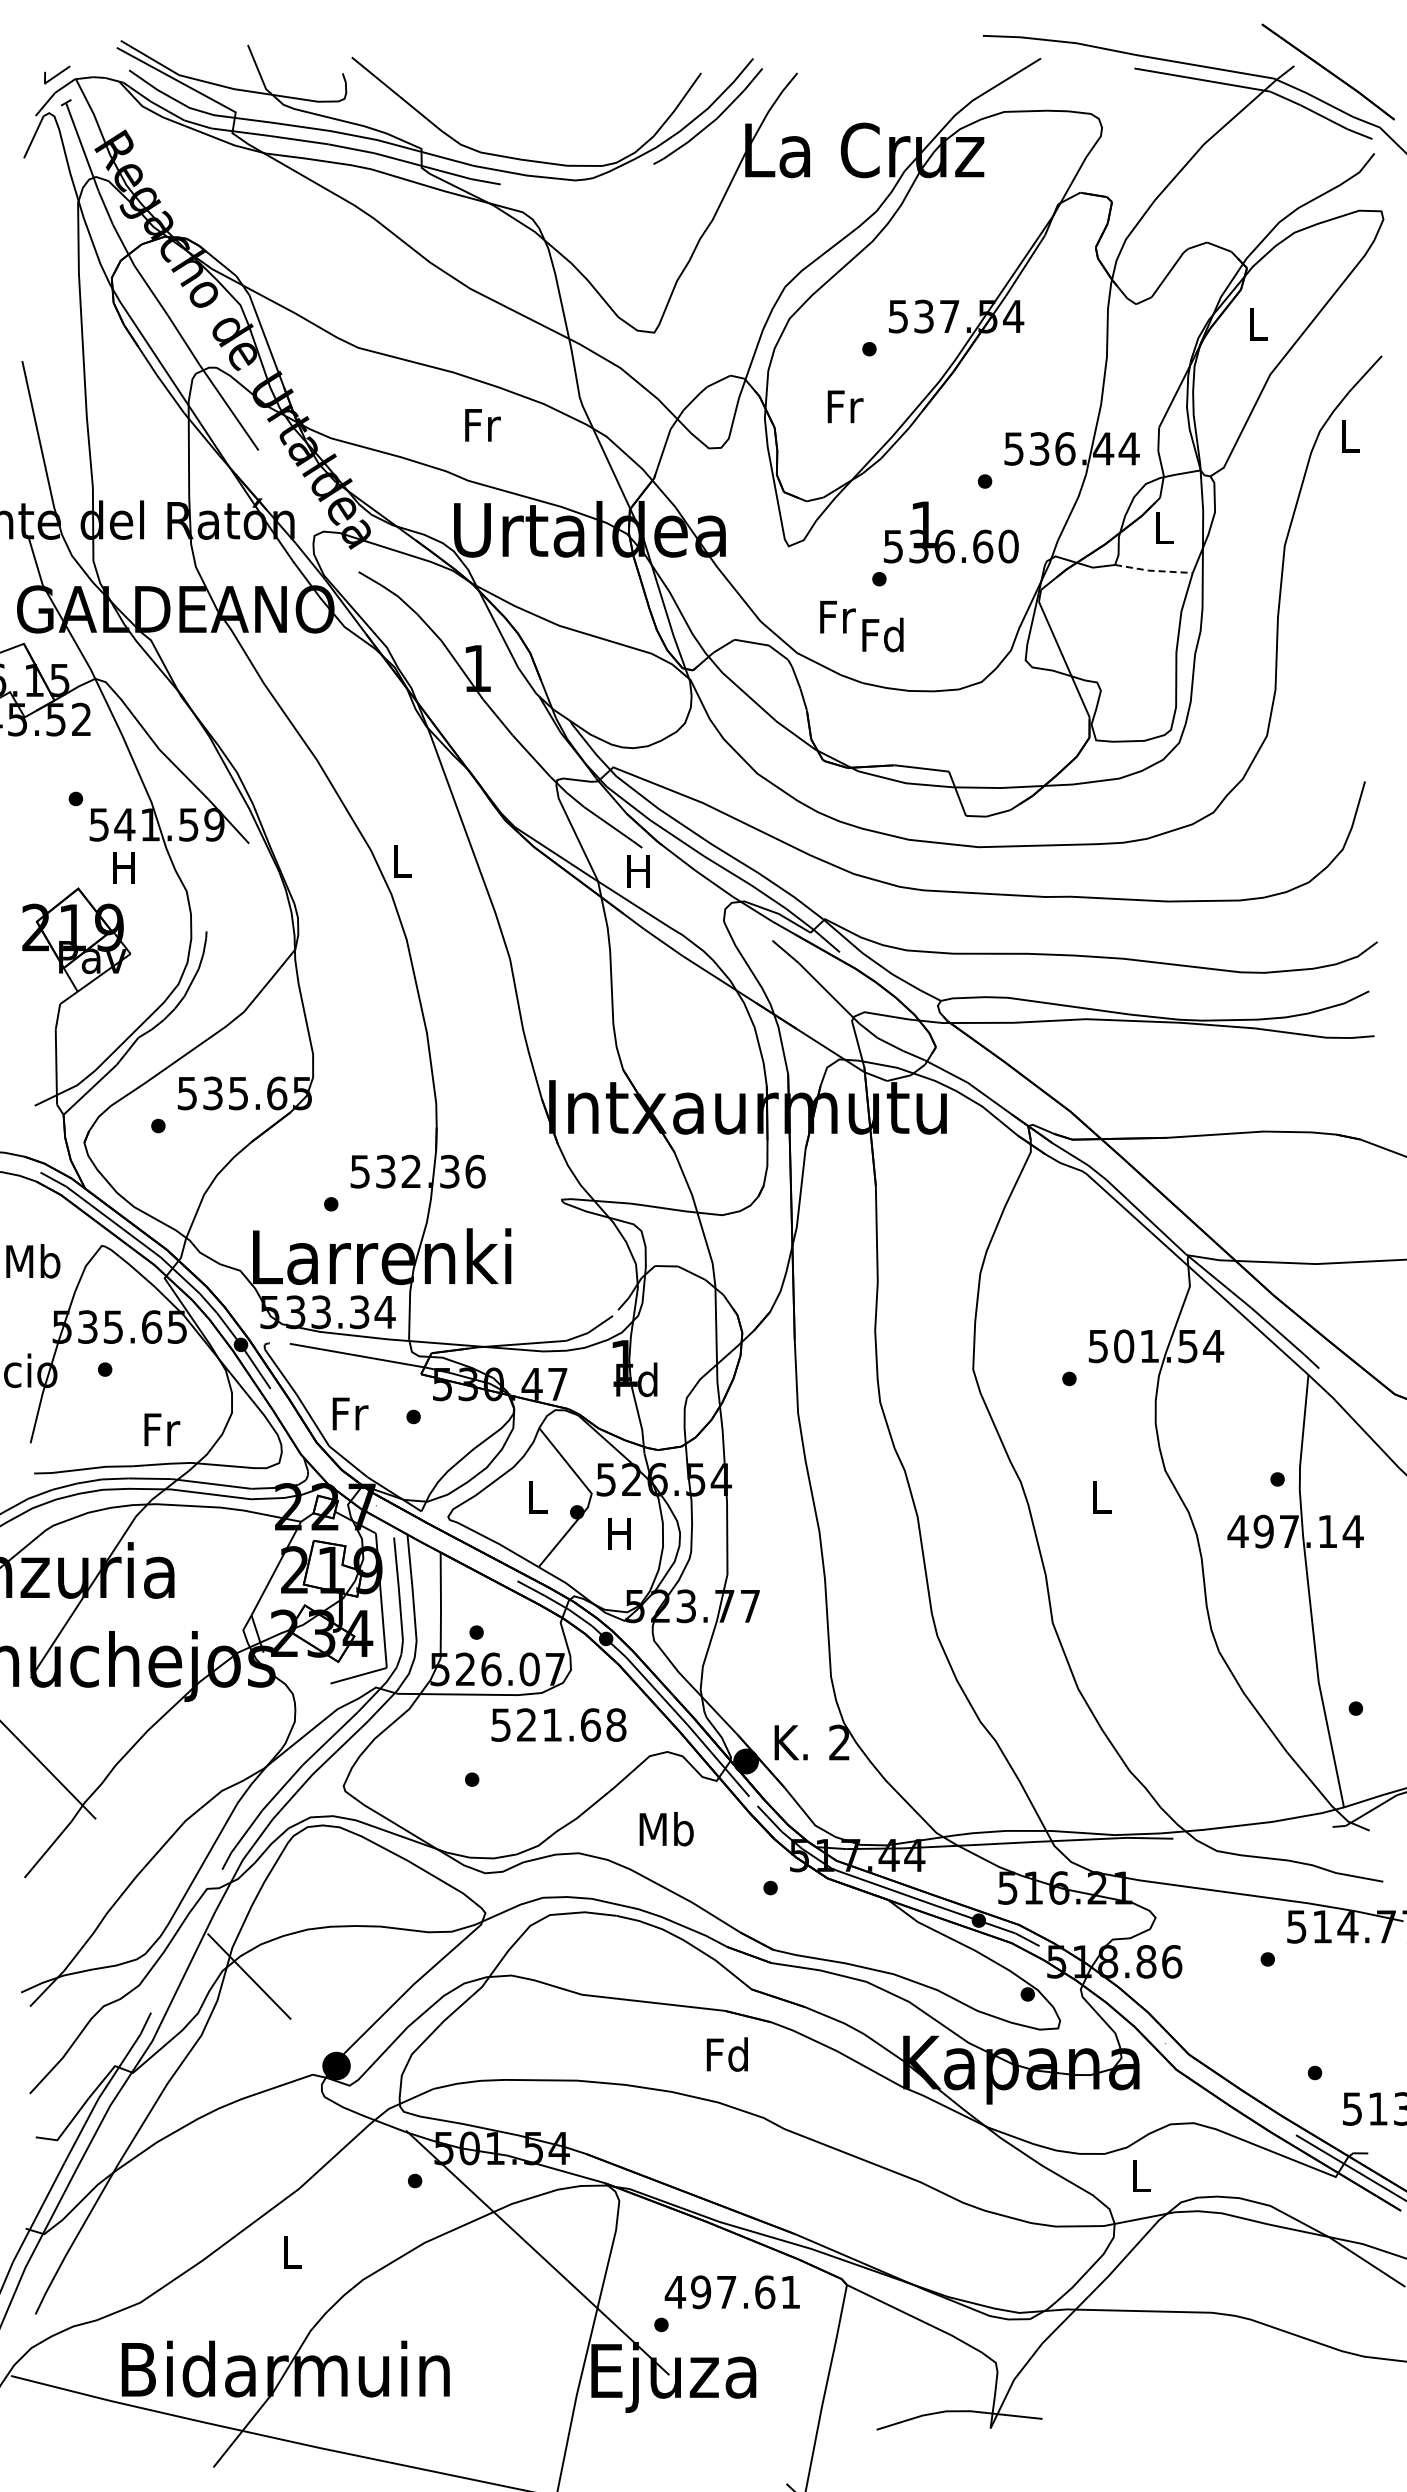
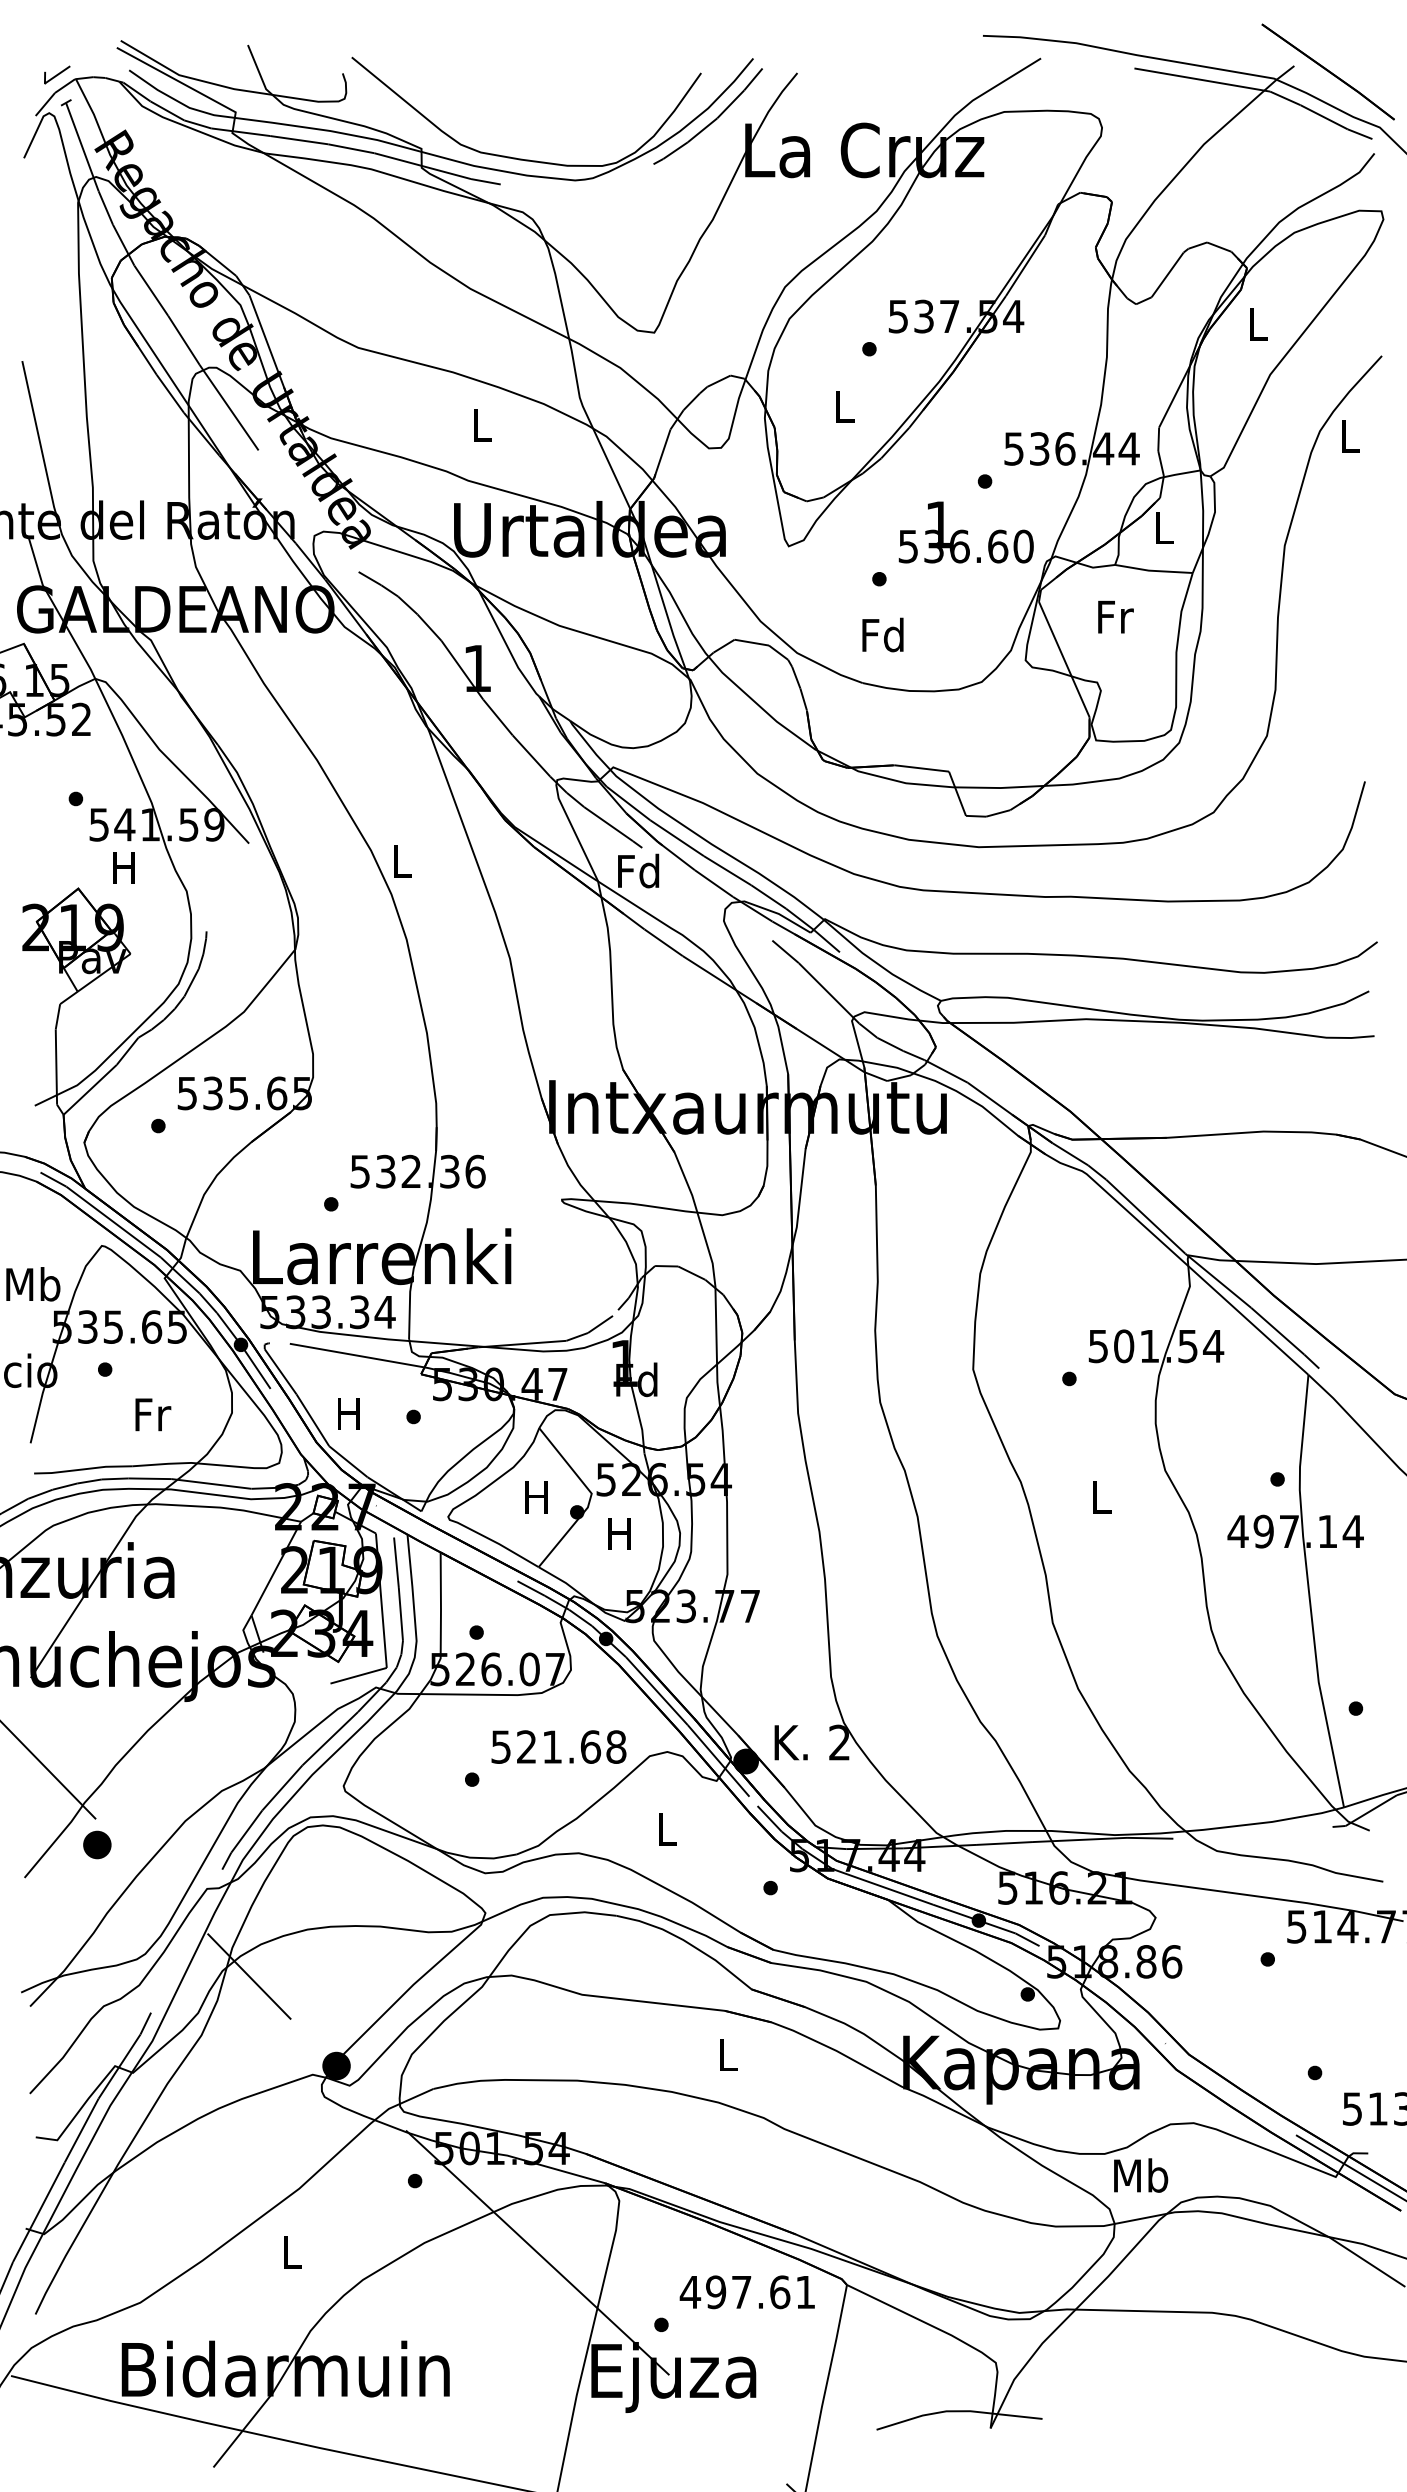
text: Fr -> L (845, 406)
text: Fr -> L (482, 425)
text position: (950, 532) -> (965, 532) (965, 532)
line: dashed -> solid (1153, 570)
text position: (837, 616) -> (1115, 616) (1115, 616)
text: H -> Fd (638, 870)
text position: (33, 1261) -> (33, 1284) (33, 1284)
text: Fr -> H (350, 1413)
text position: (162, 1429) -> (153, 1414) (153, 1414)
text: L -> H (536, 1497)
text position: (558, 1724) -> (558, 1746) (558, 1746)
text: Mb -> L (666, 1828)
part: none -> present (97, 1844)
text: Fd -> L (726, 2054)
text: L -> Mb (1141, 2175)
text position: (731, 2292) -> (746, 2292) (746, 2292)
